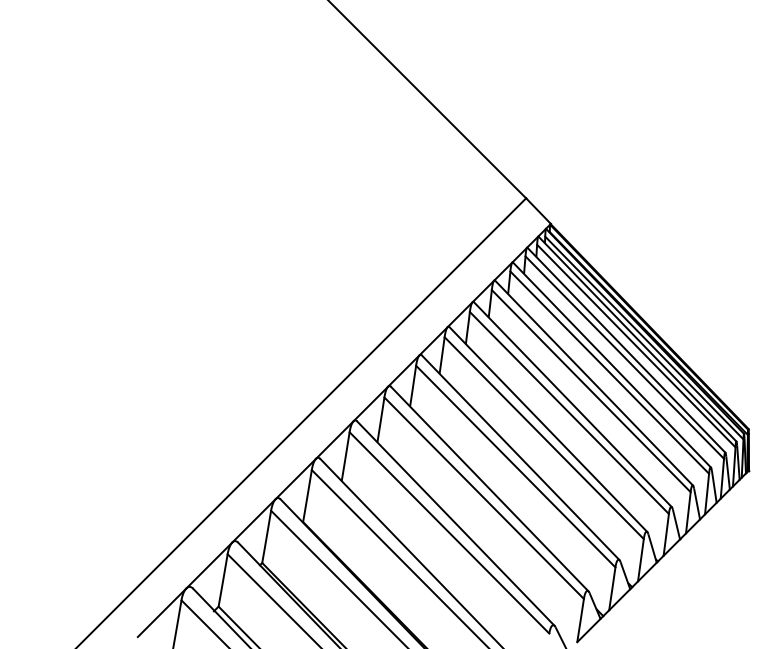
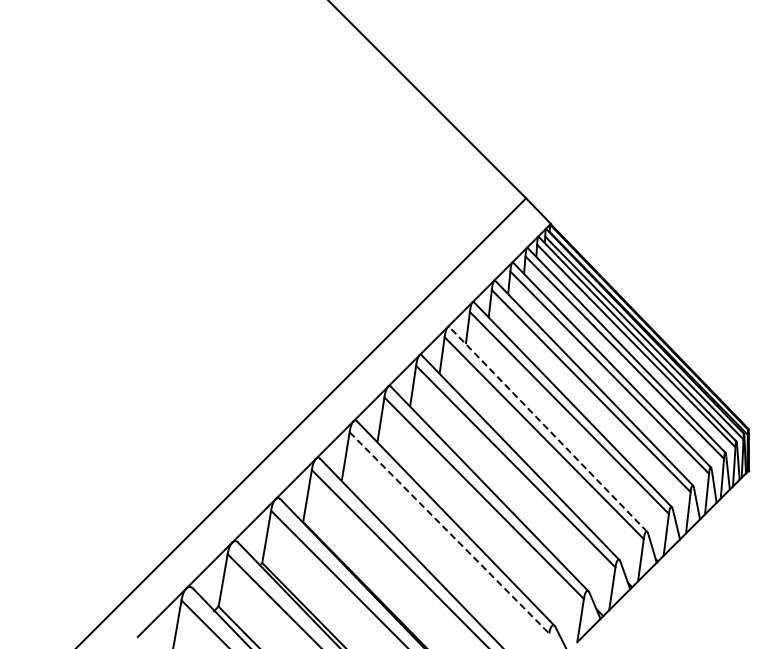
line: solid -> dashed (548, 429)
line: solid -> dashed (449, 532)
